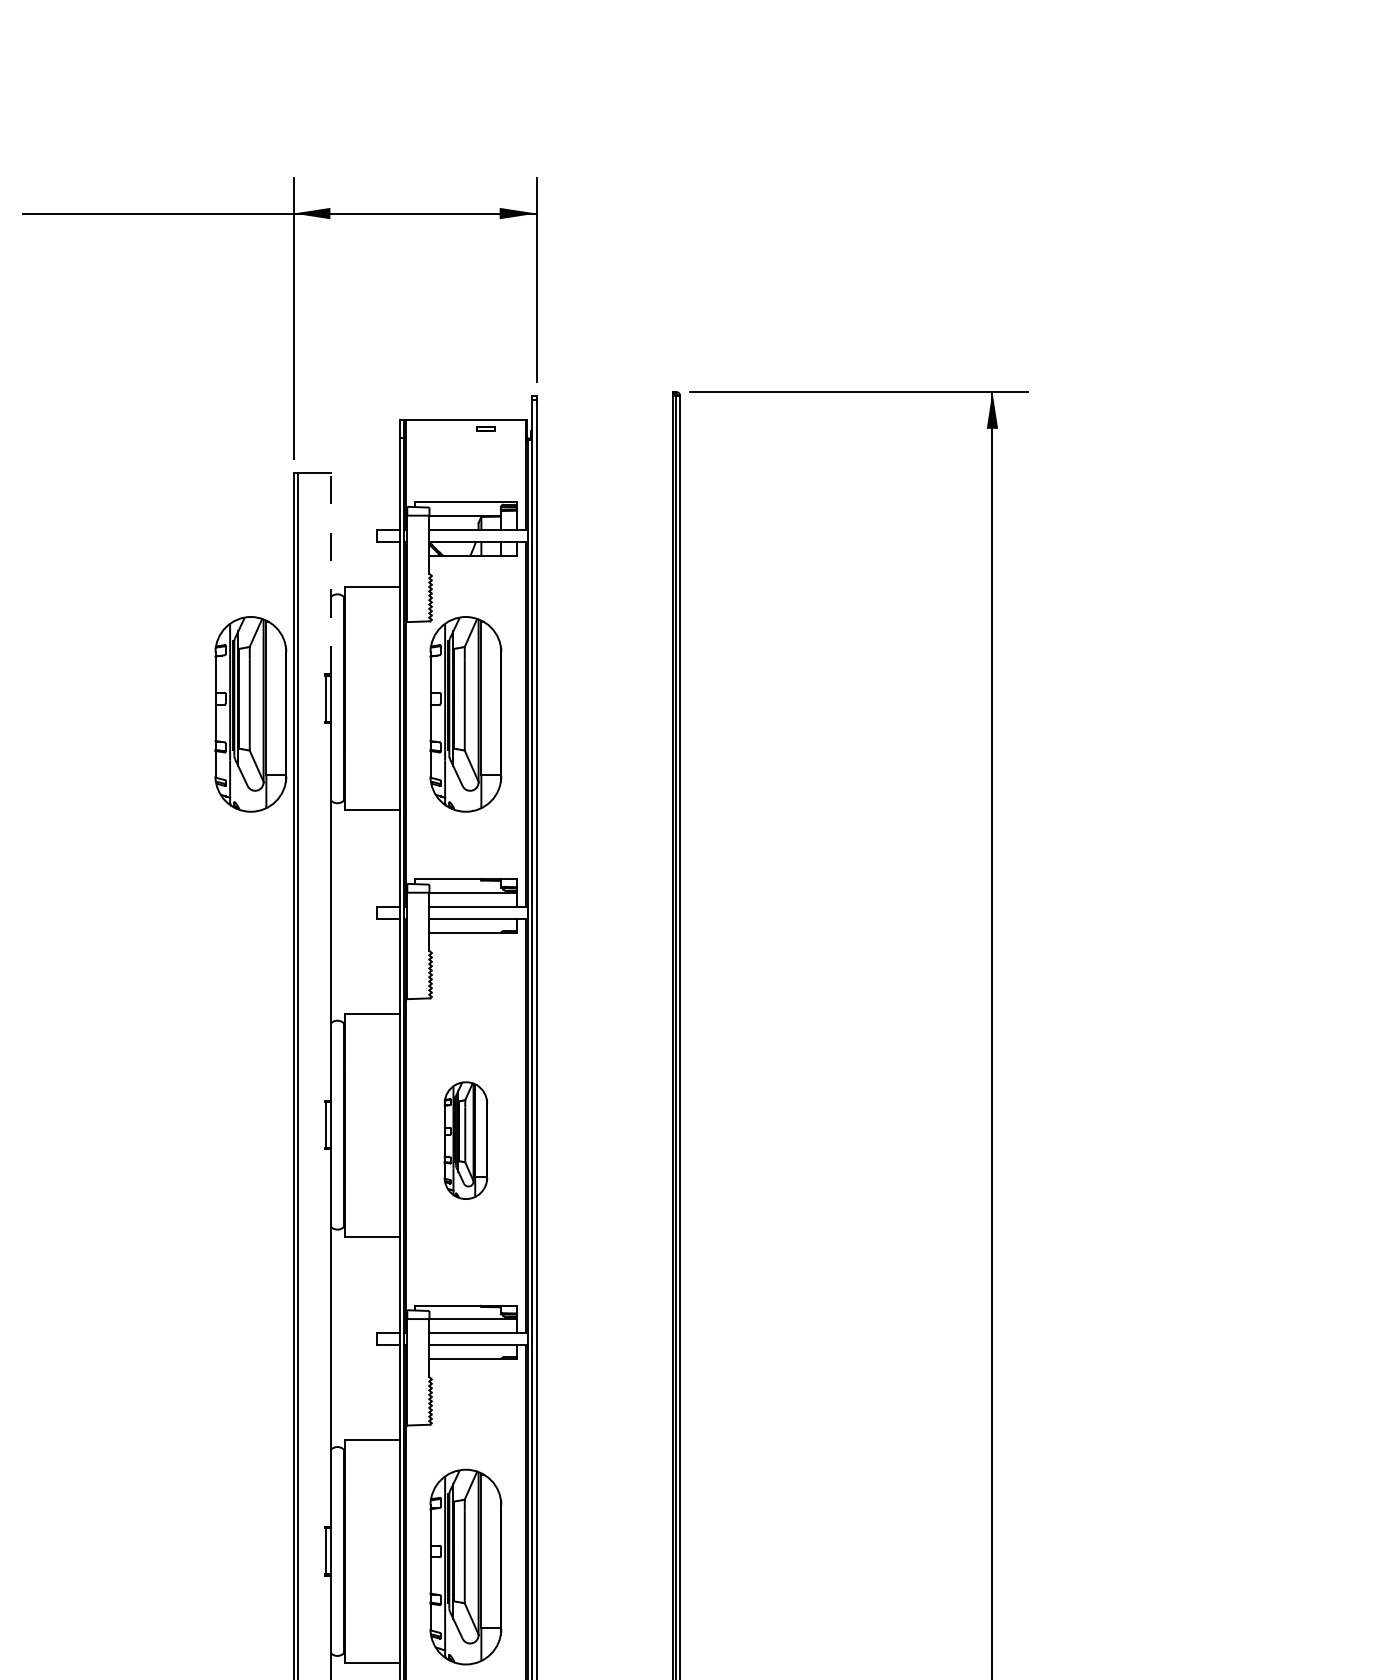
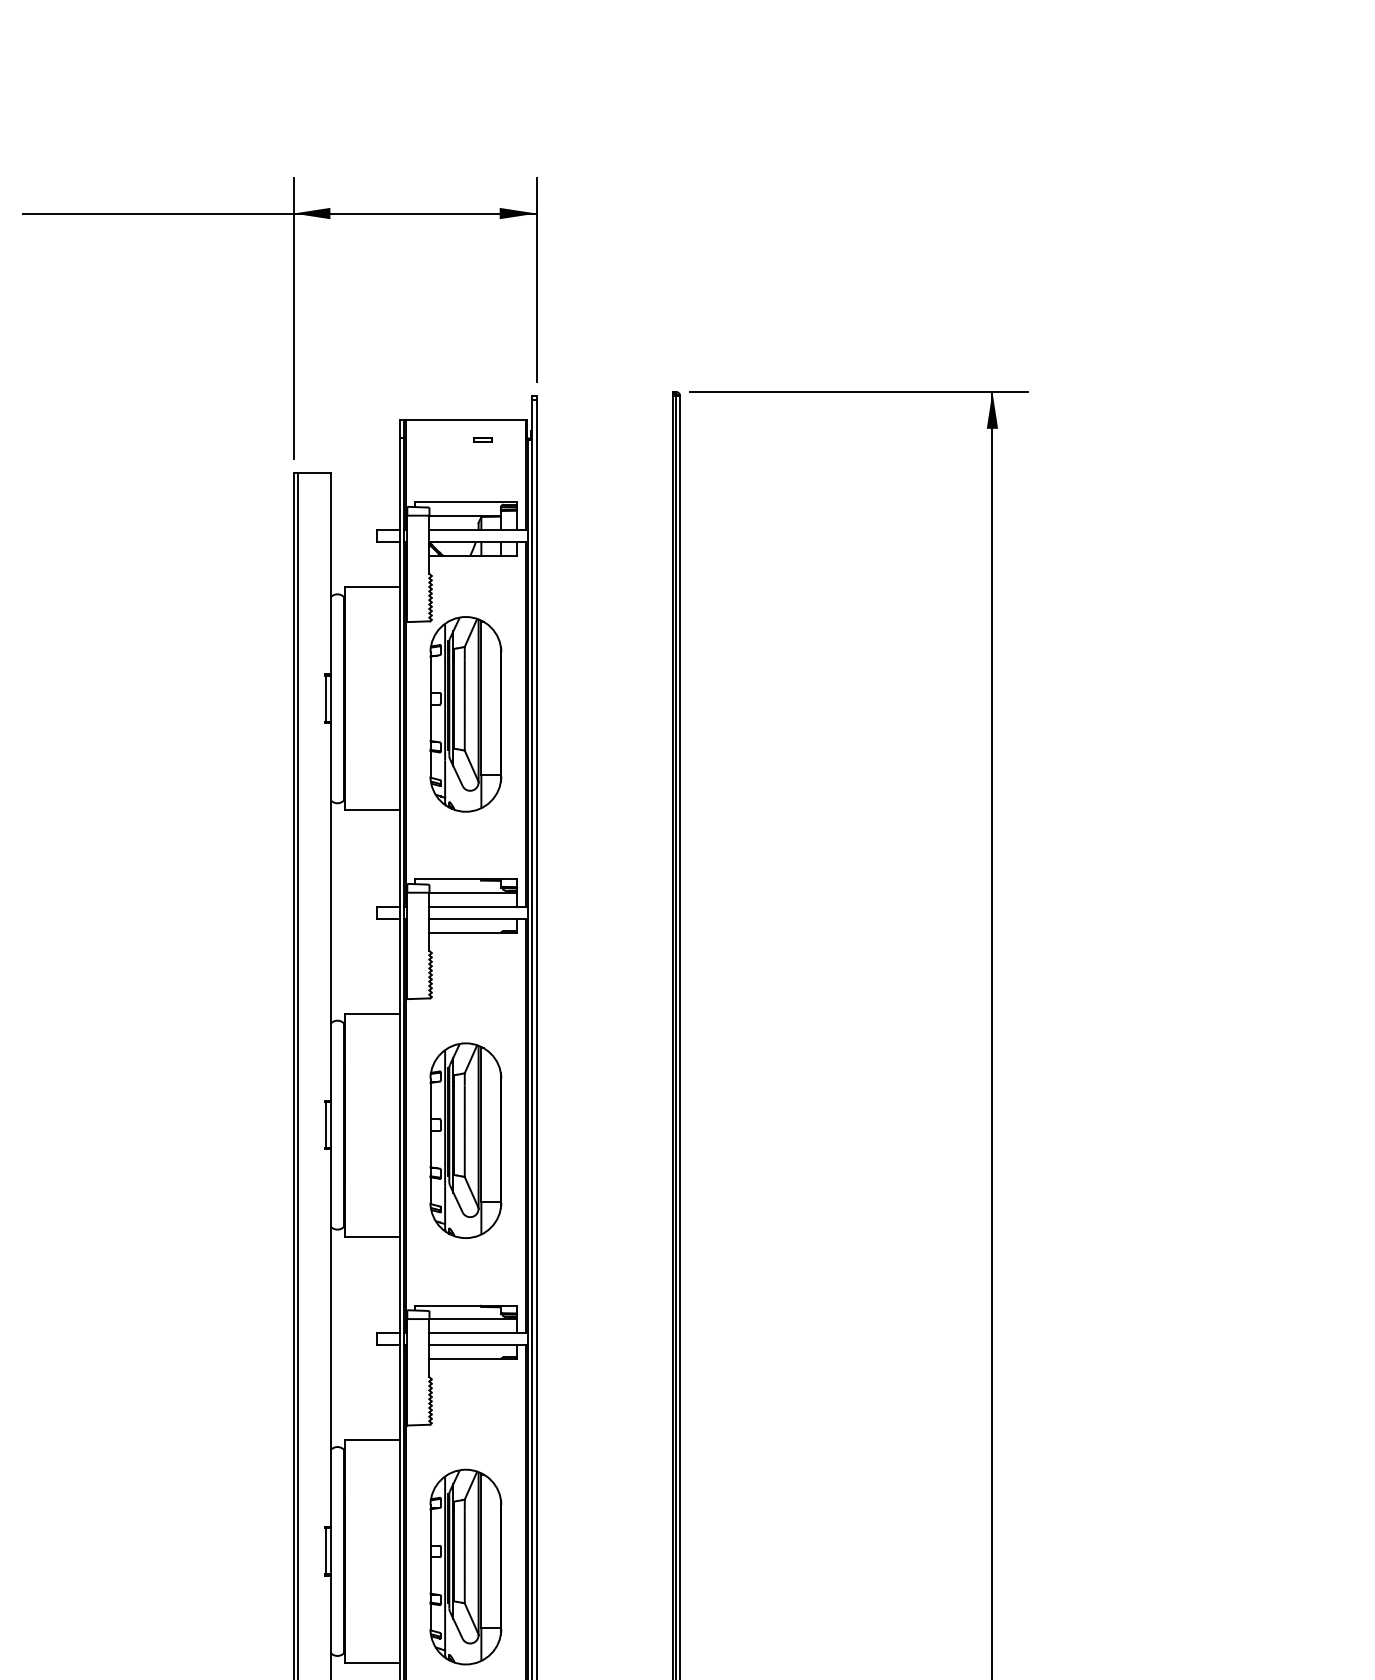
part position: (485, 428) -> (482, 439) (482, 439)
line: dashed -> solid (330, 573)
part: present -> none (250, 714)
part size: 46x119 px -> 74x197 px (465, 1140)
